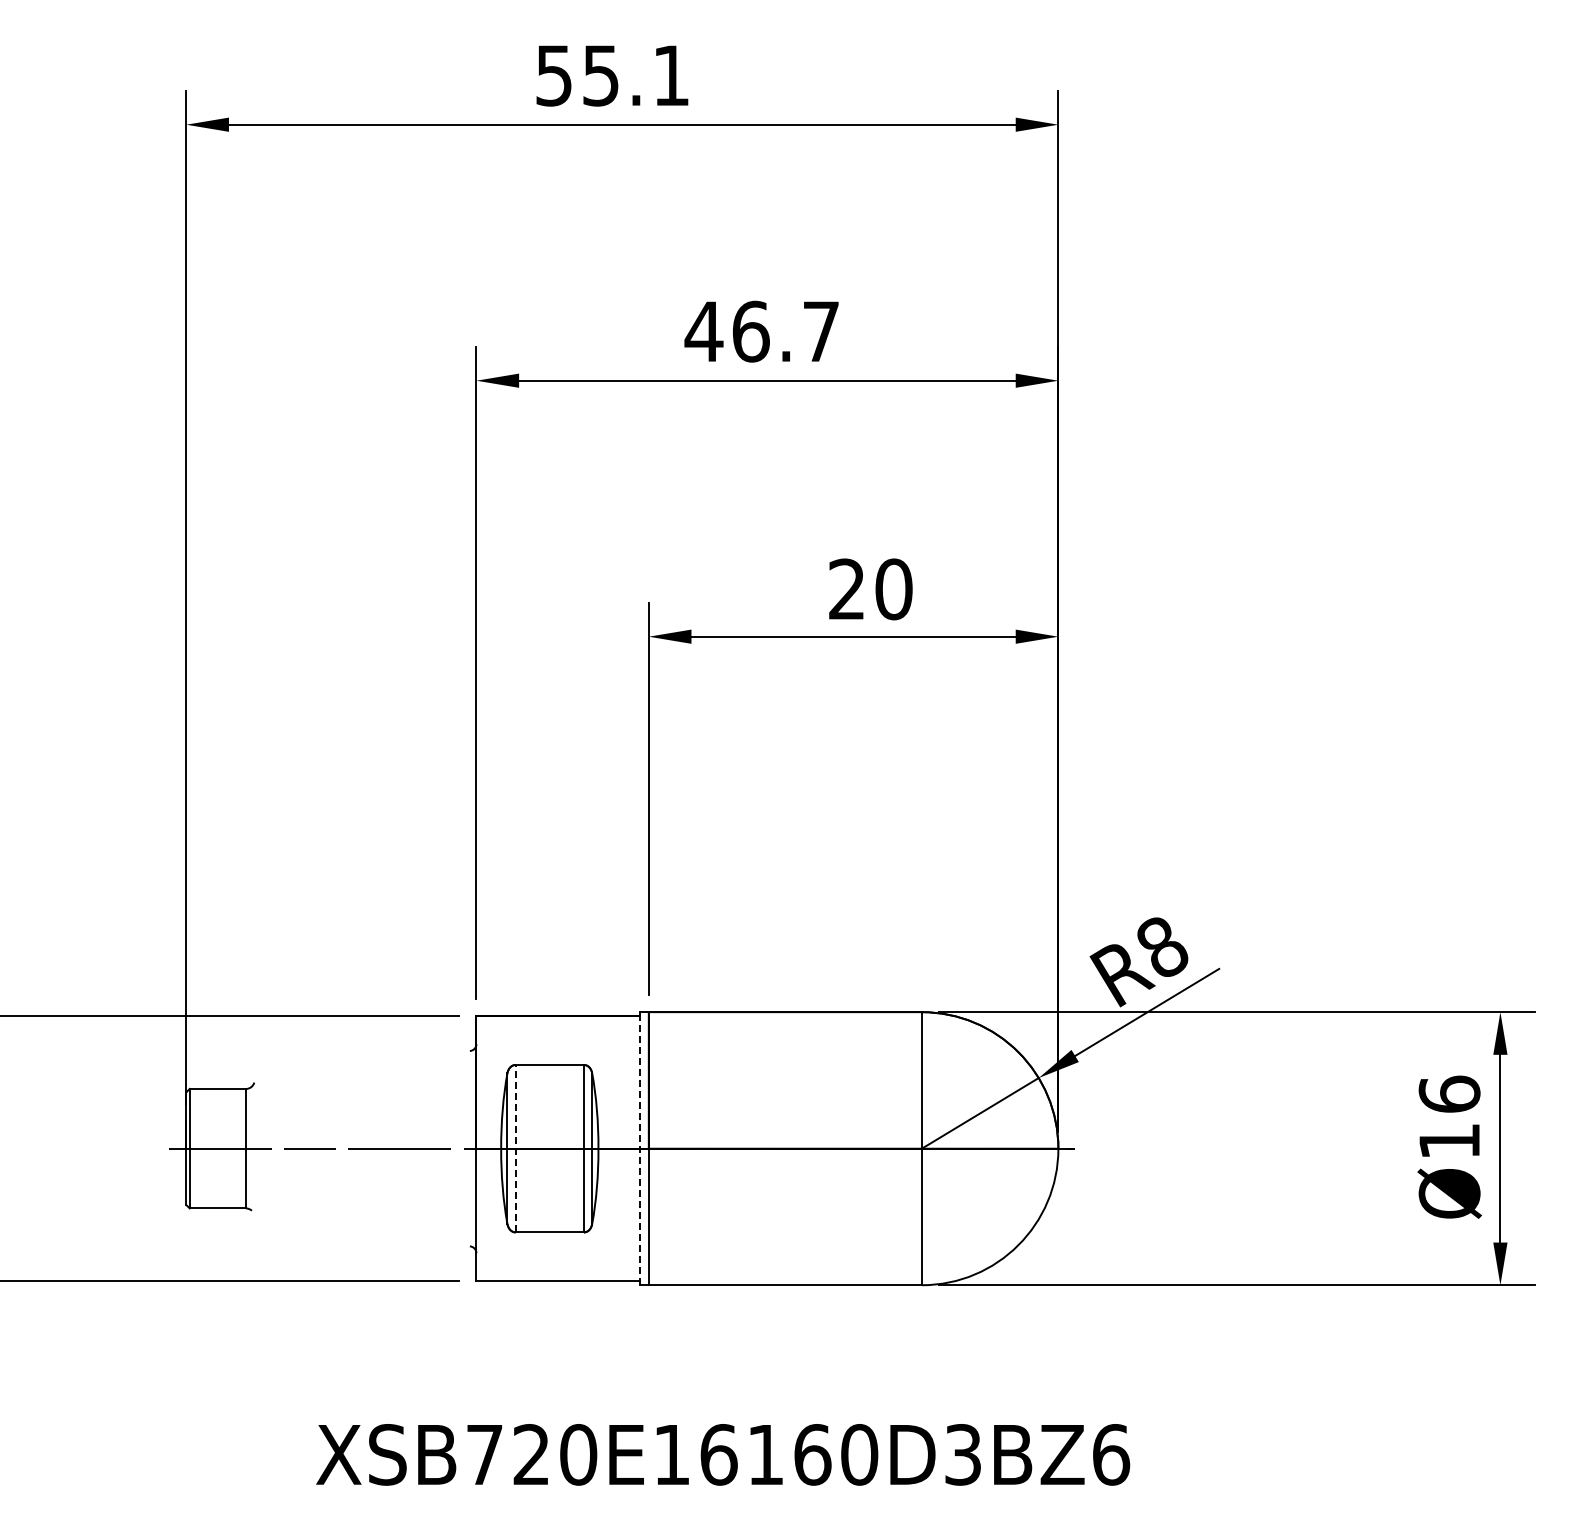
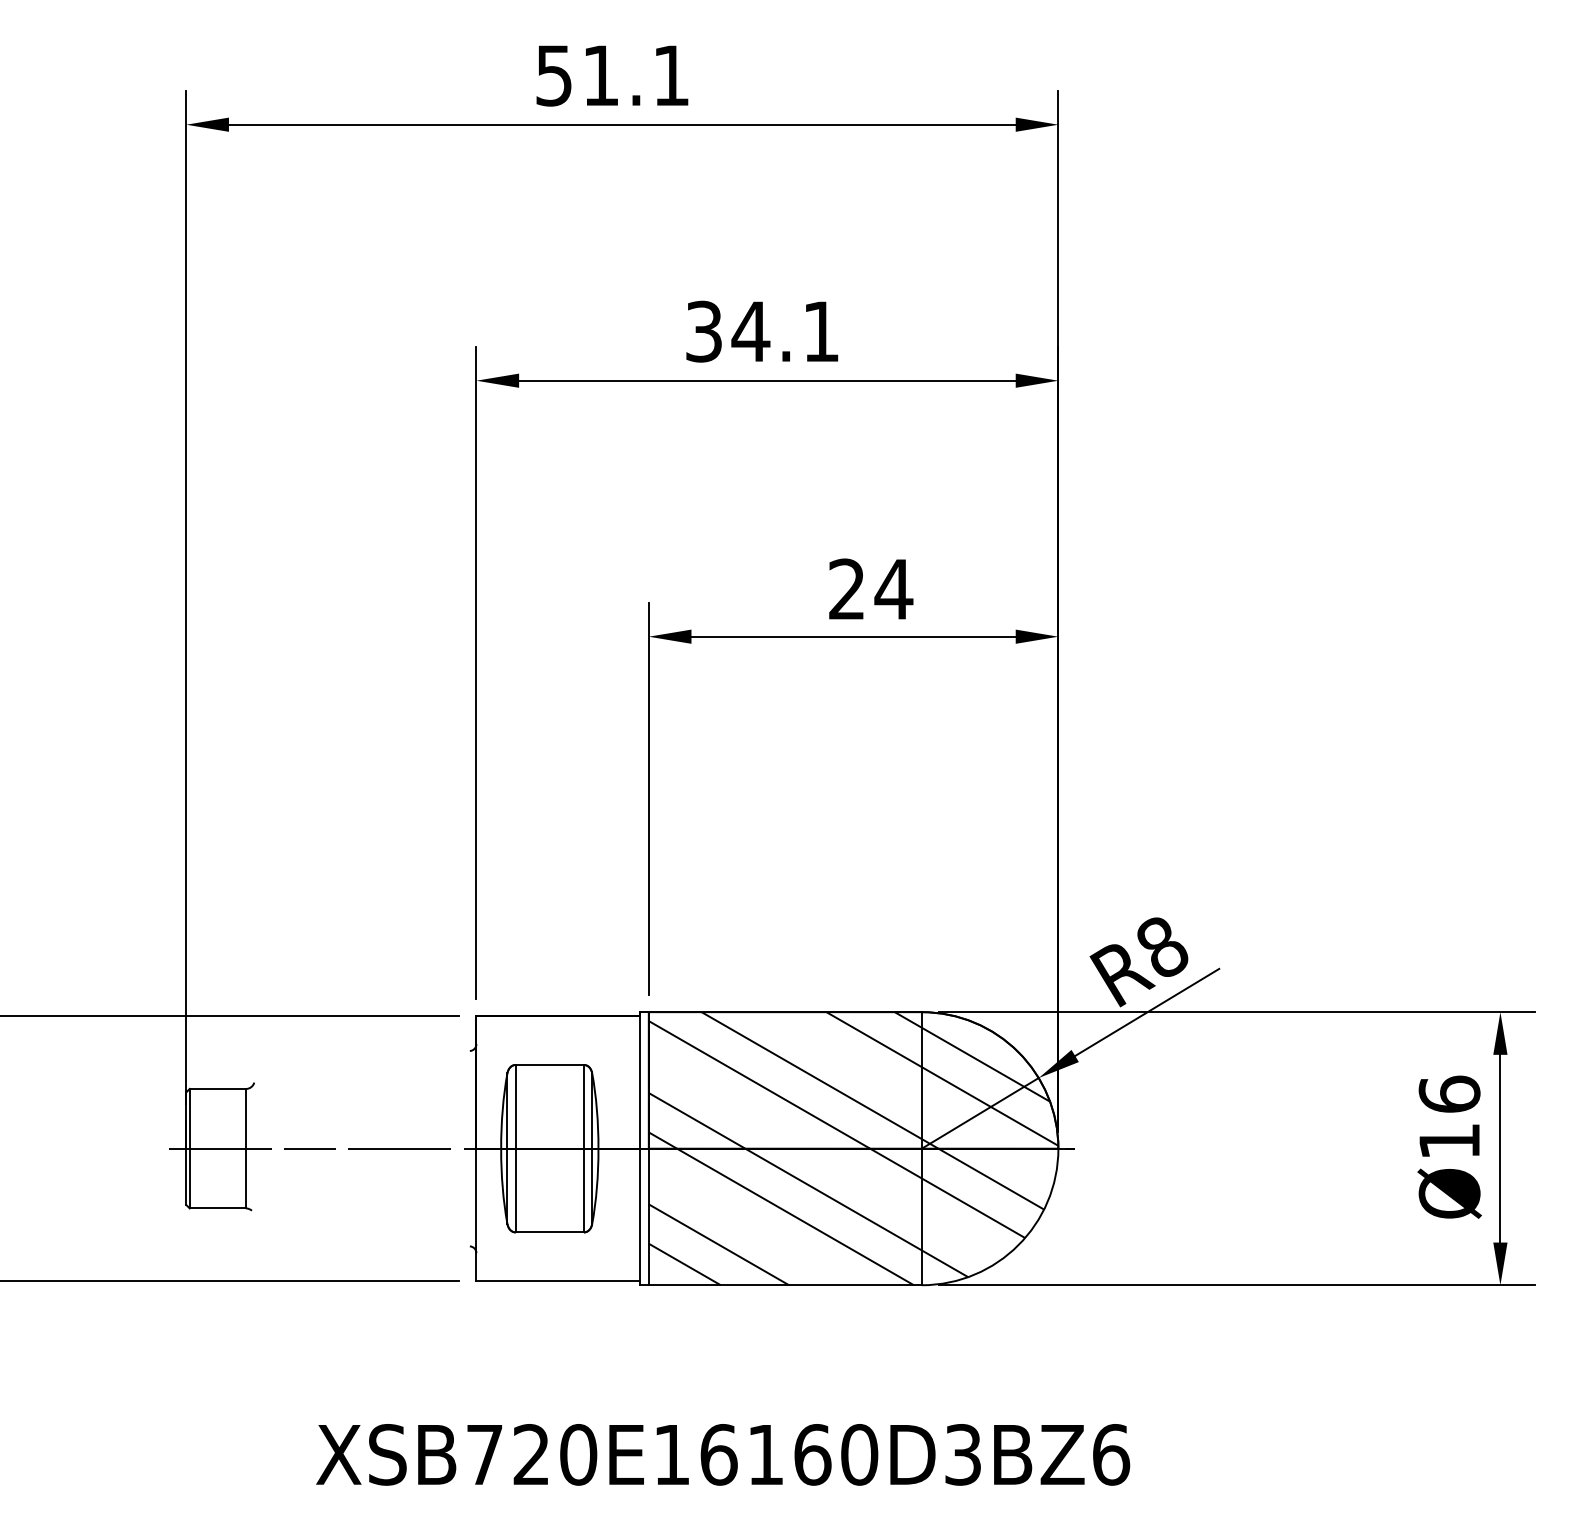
text: 55.1 -> 51.1 (600, 75)
text: 46.7 -> 34.1 (761, 331)
text: 20 -> 24 (893, 589)
line: dashed -> solid (515, 1148)
line: dashed -> solid (640, 1148)
hatch: none -> present (853, 1148)
